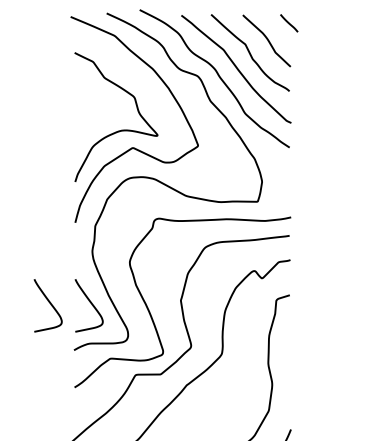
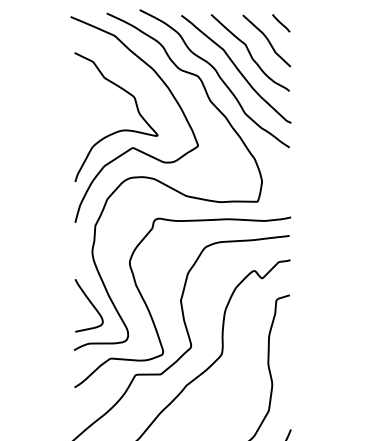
line position: (289, 23) -> (281, 23) (281, 23)
curve: present -> none (49, 303)
